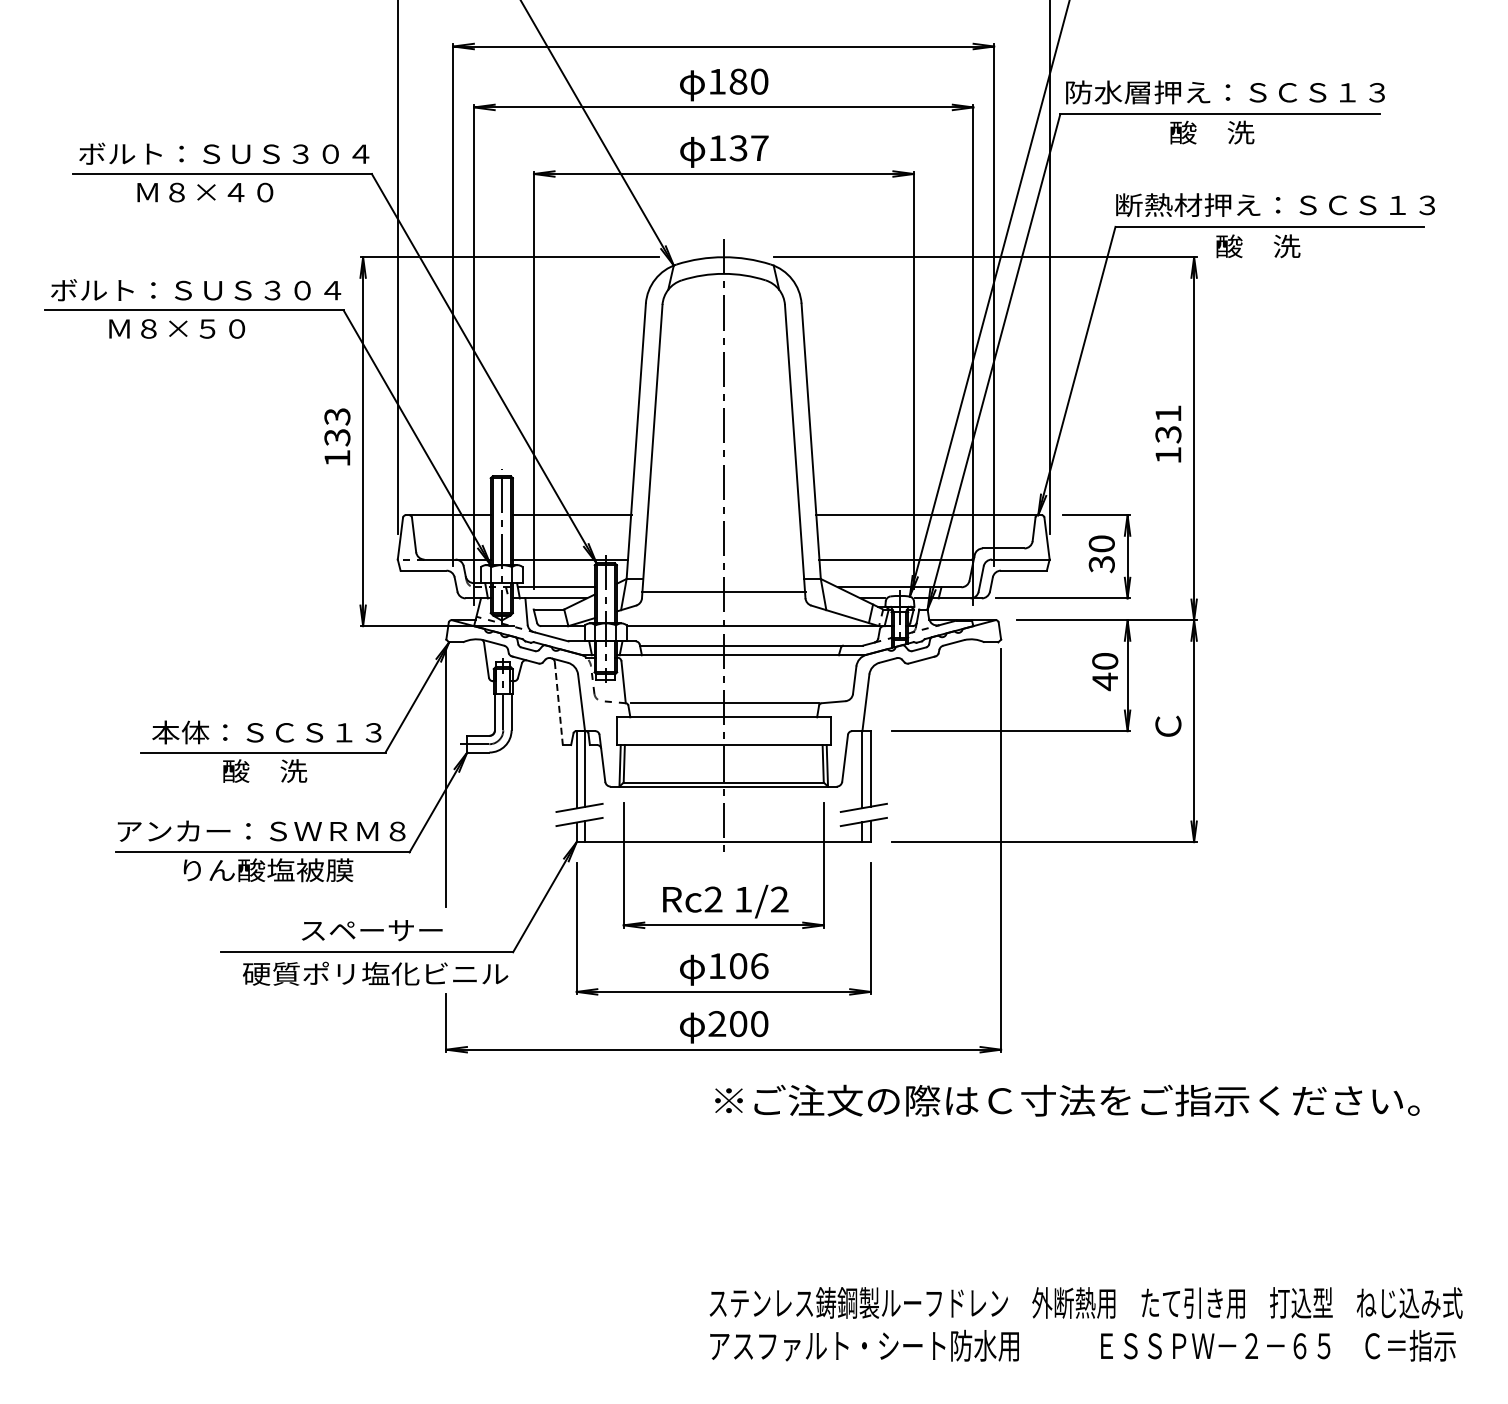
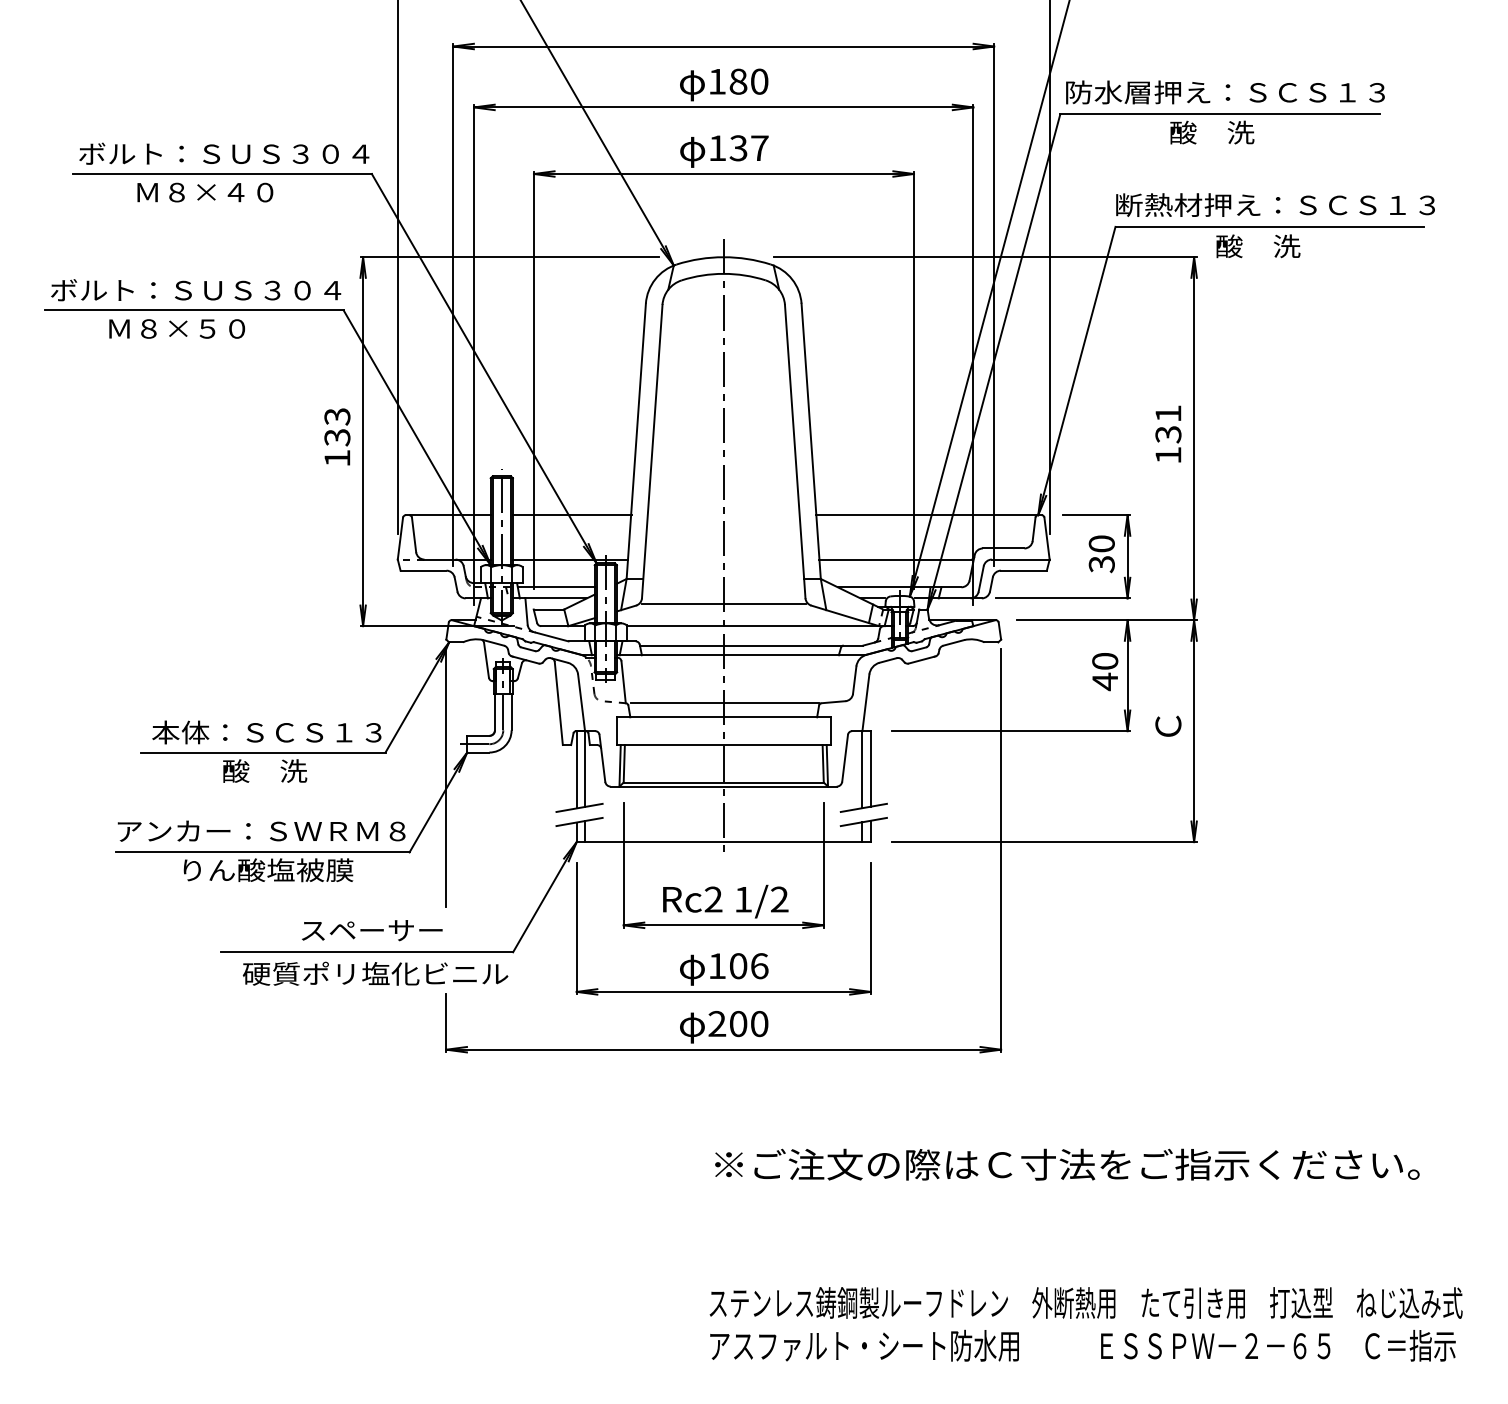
line position: (723, 591) -> (723, 603) (723, 603)
line: dashed -> solid (558, 703)
text position: (1067, 1100) -> (1067, 1164) (1067, 1164)
